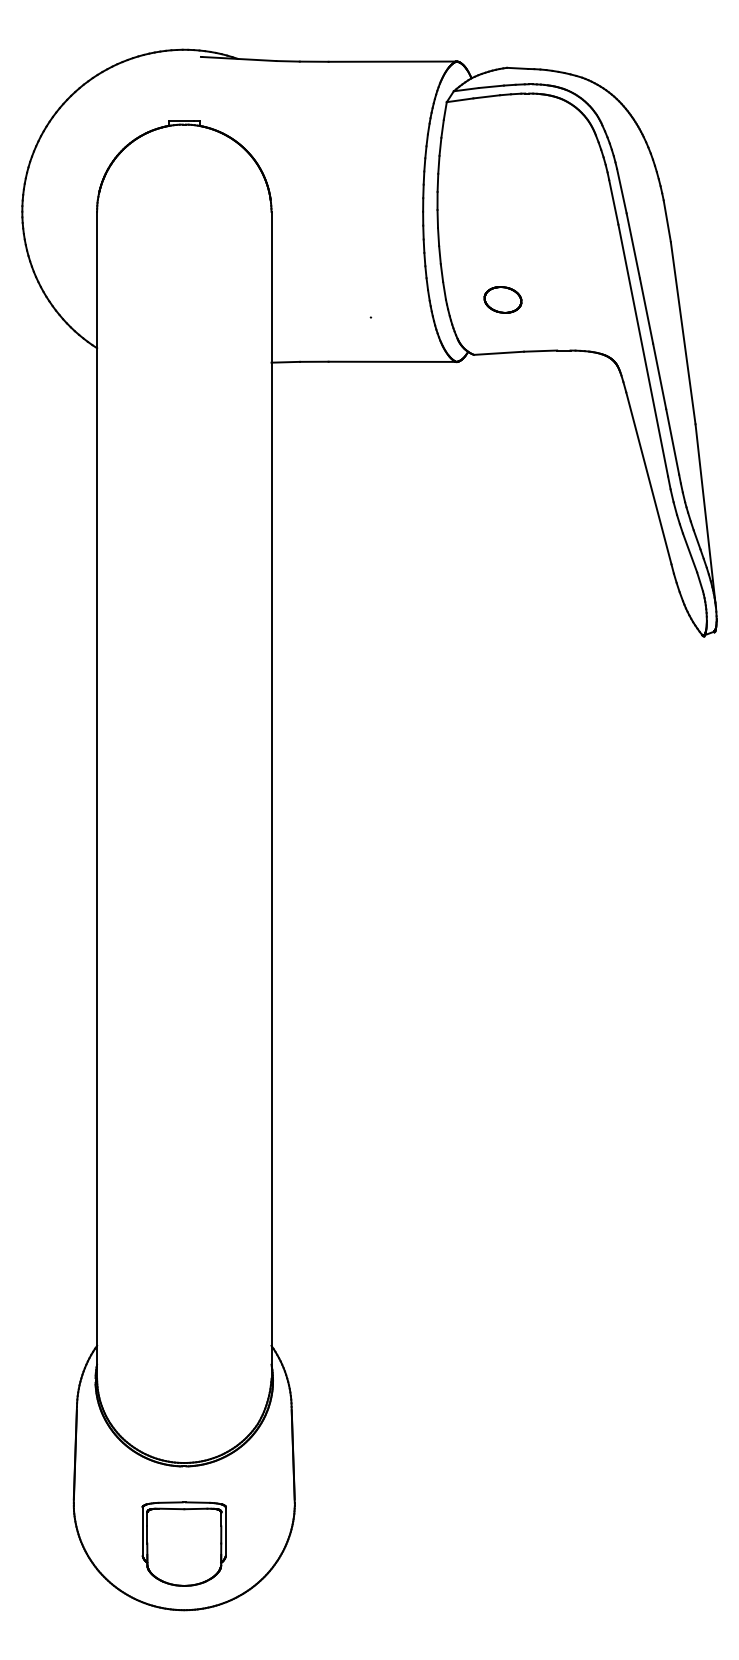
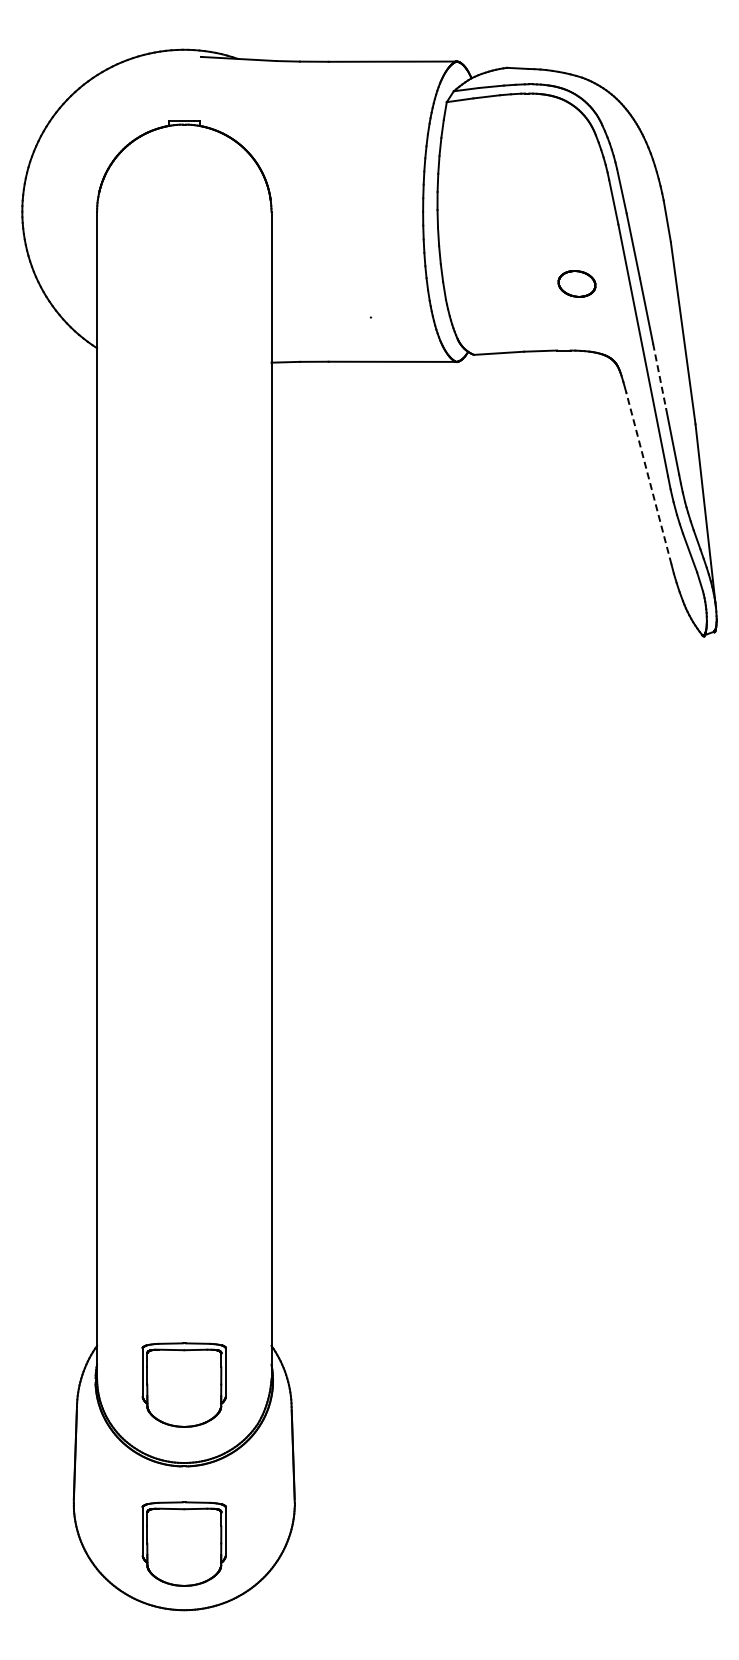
part position: (502, 299) -> (576, 283) (576, 283)
line: solid -> dashed (659, 376)
line: solid -> dashed (648, 478)
part: none -> present (183, 1384)
